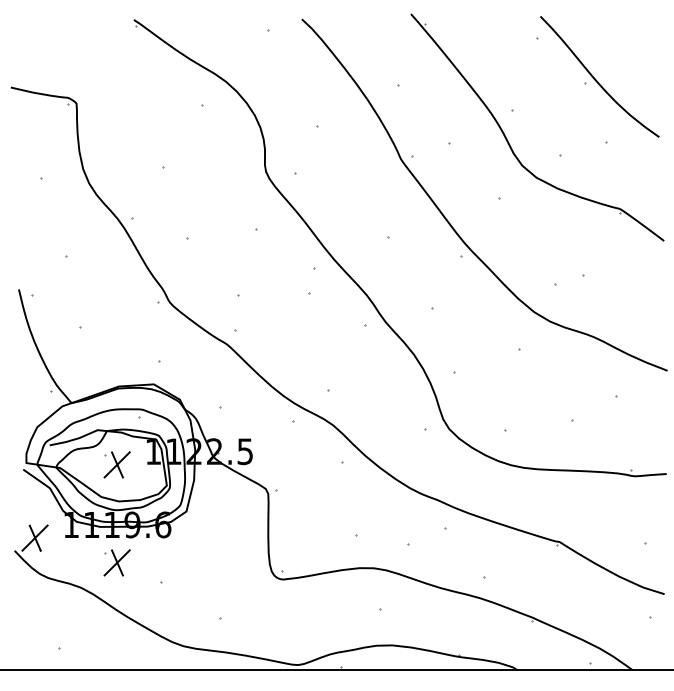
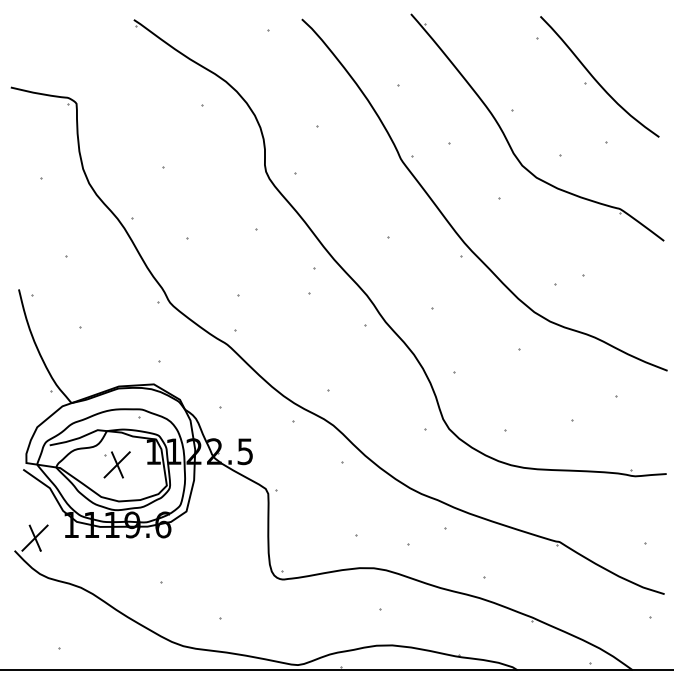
part: present -> none (116, 562)
